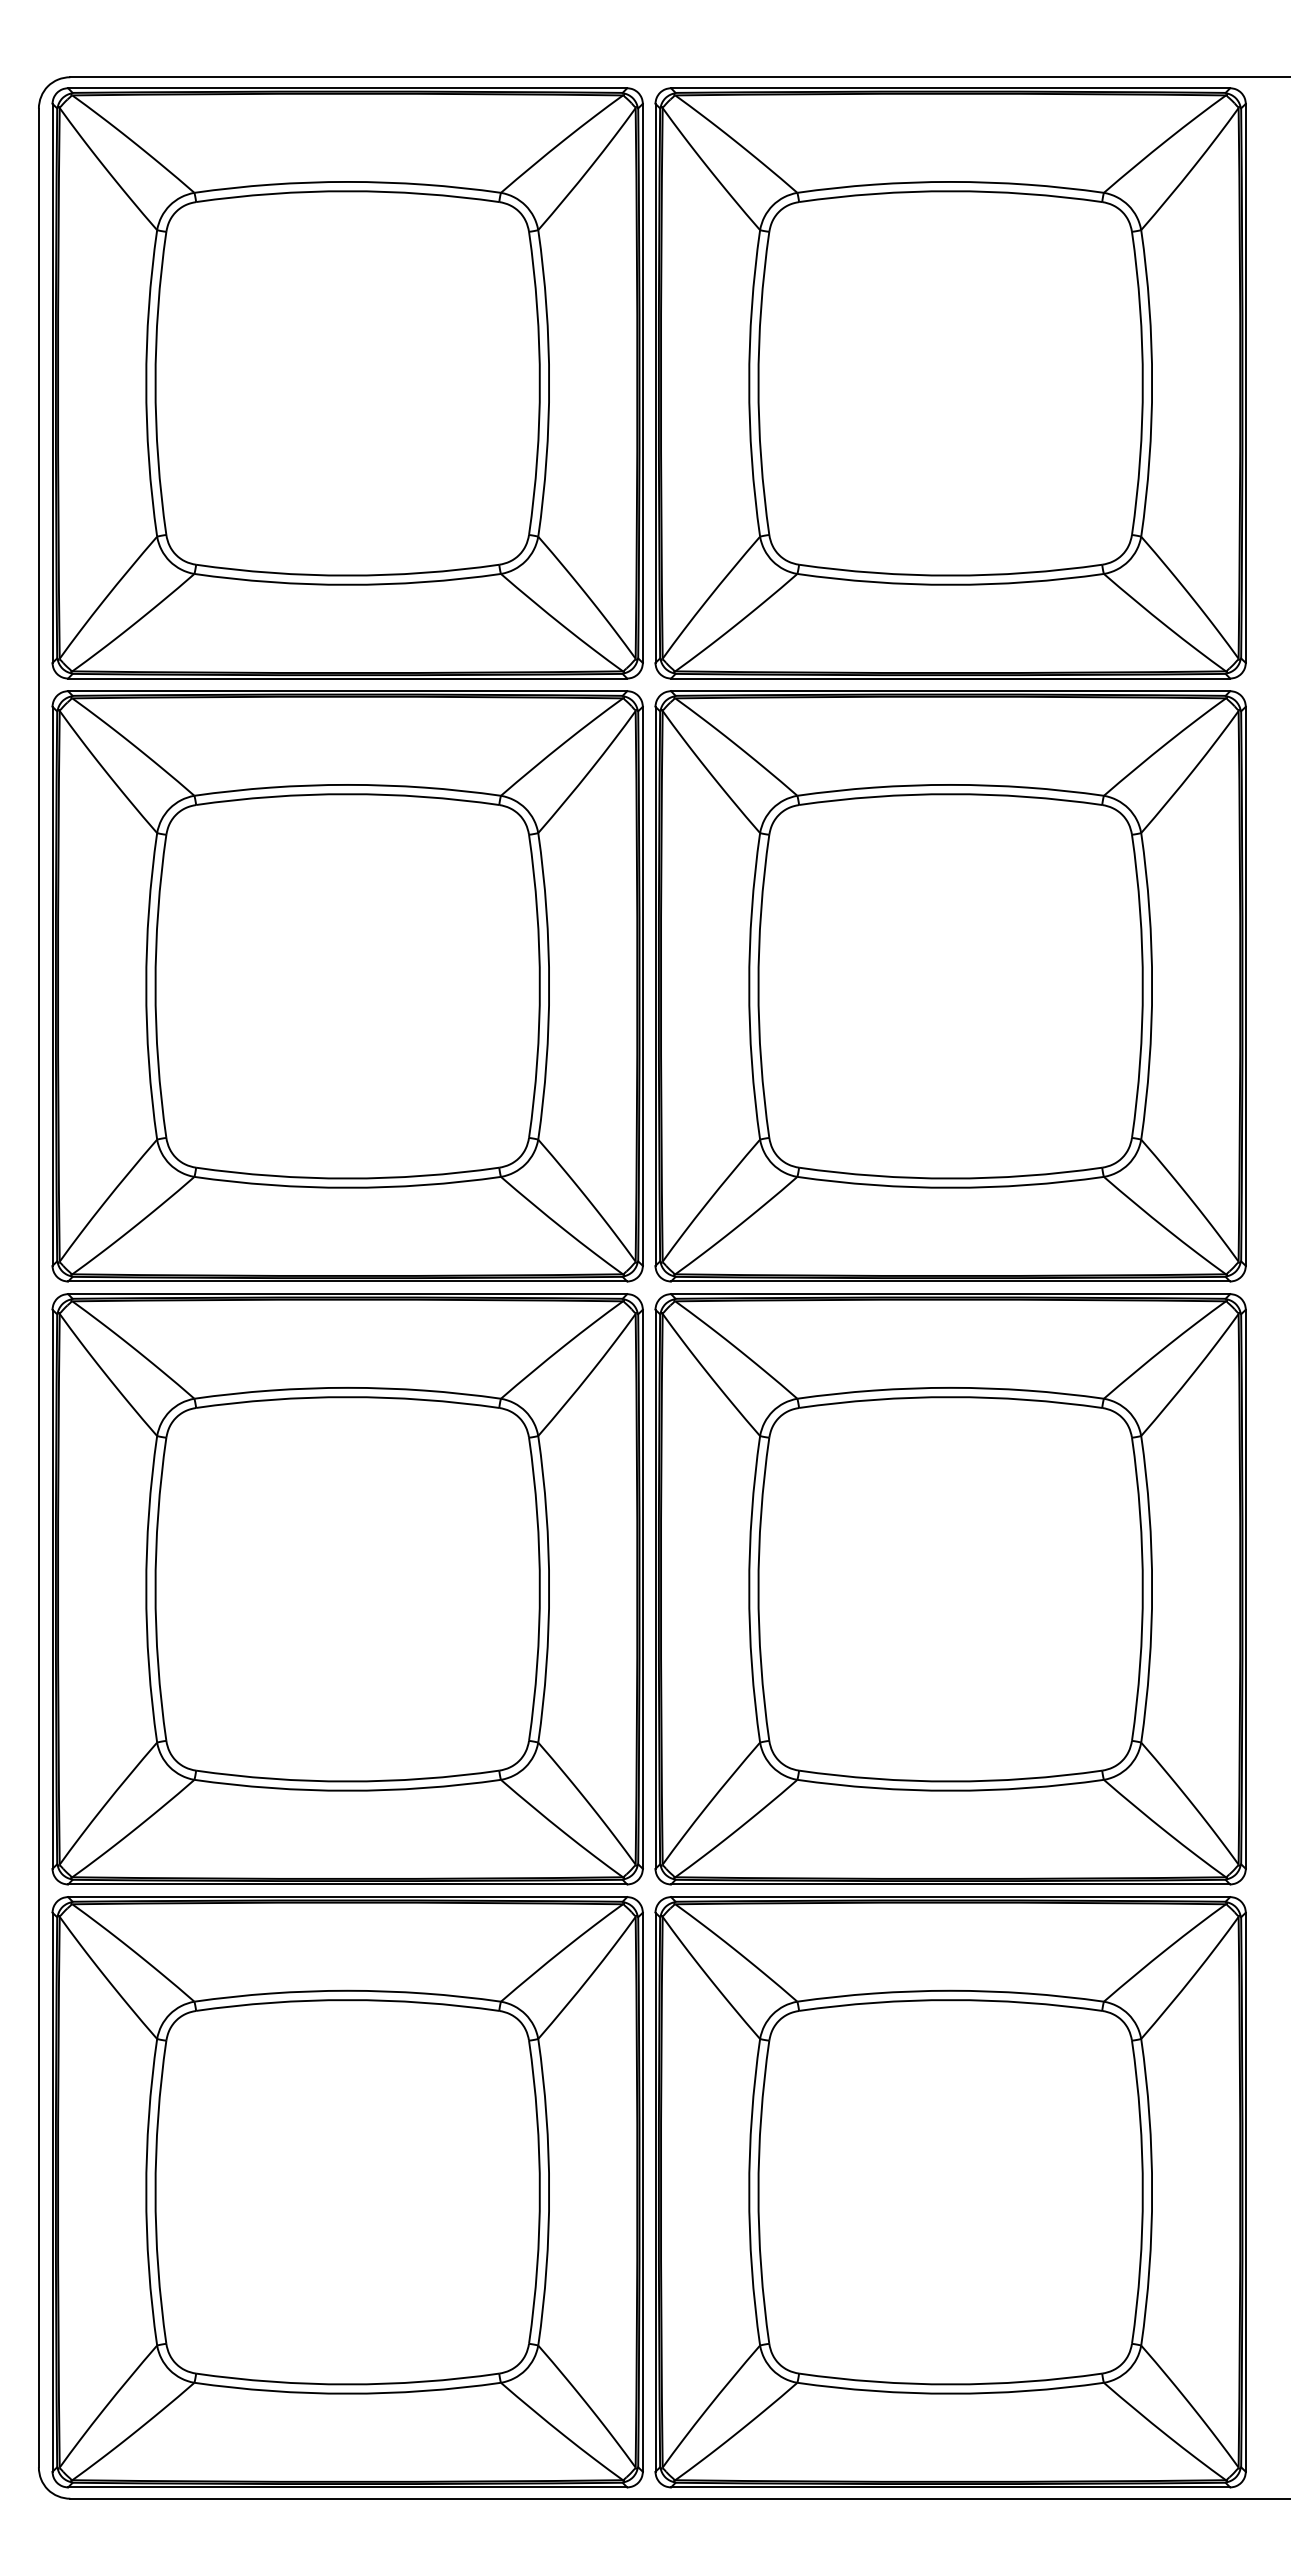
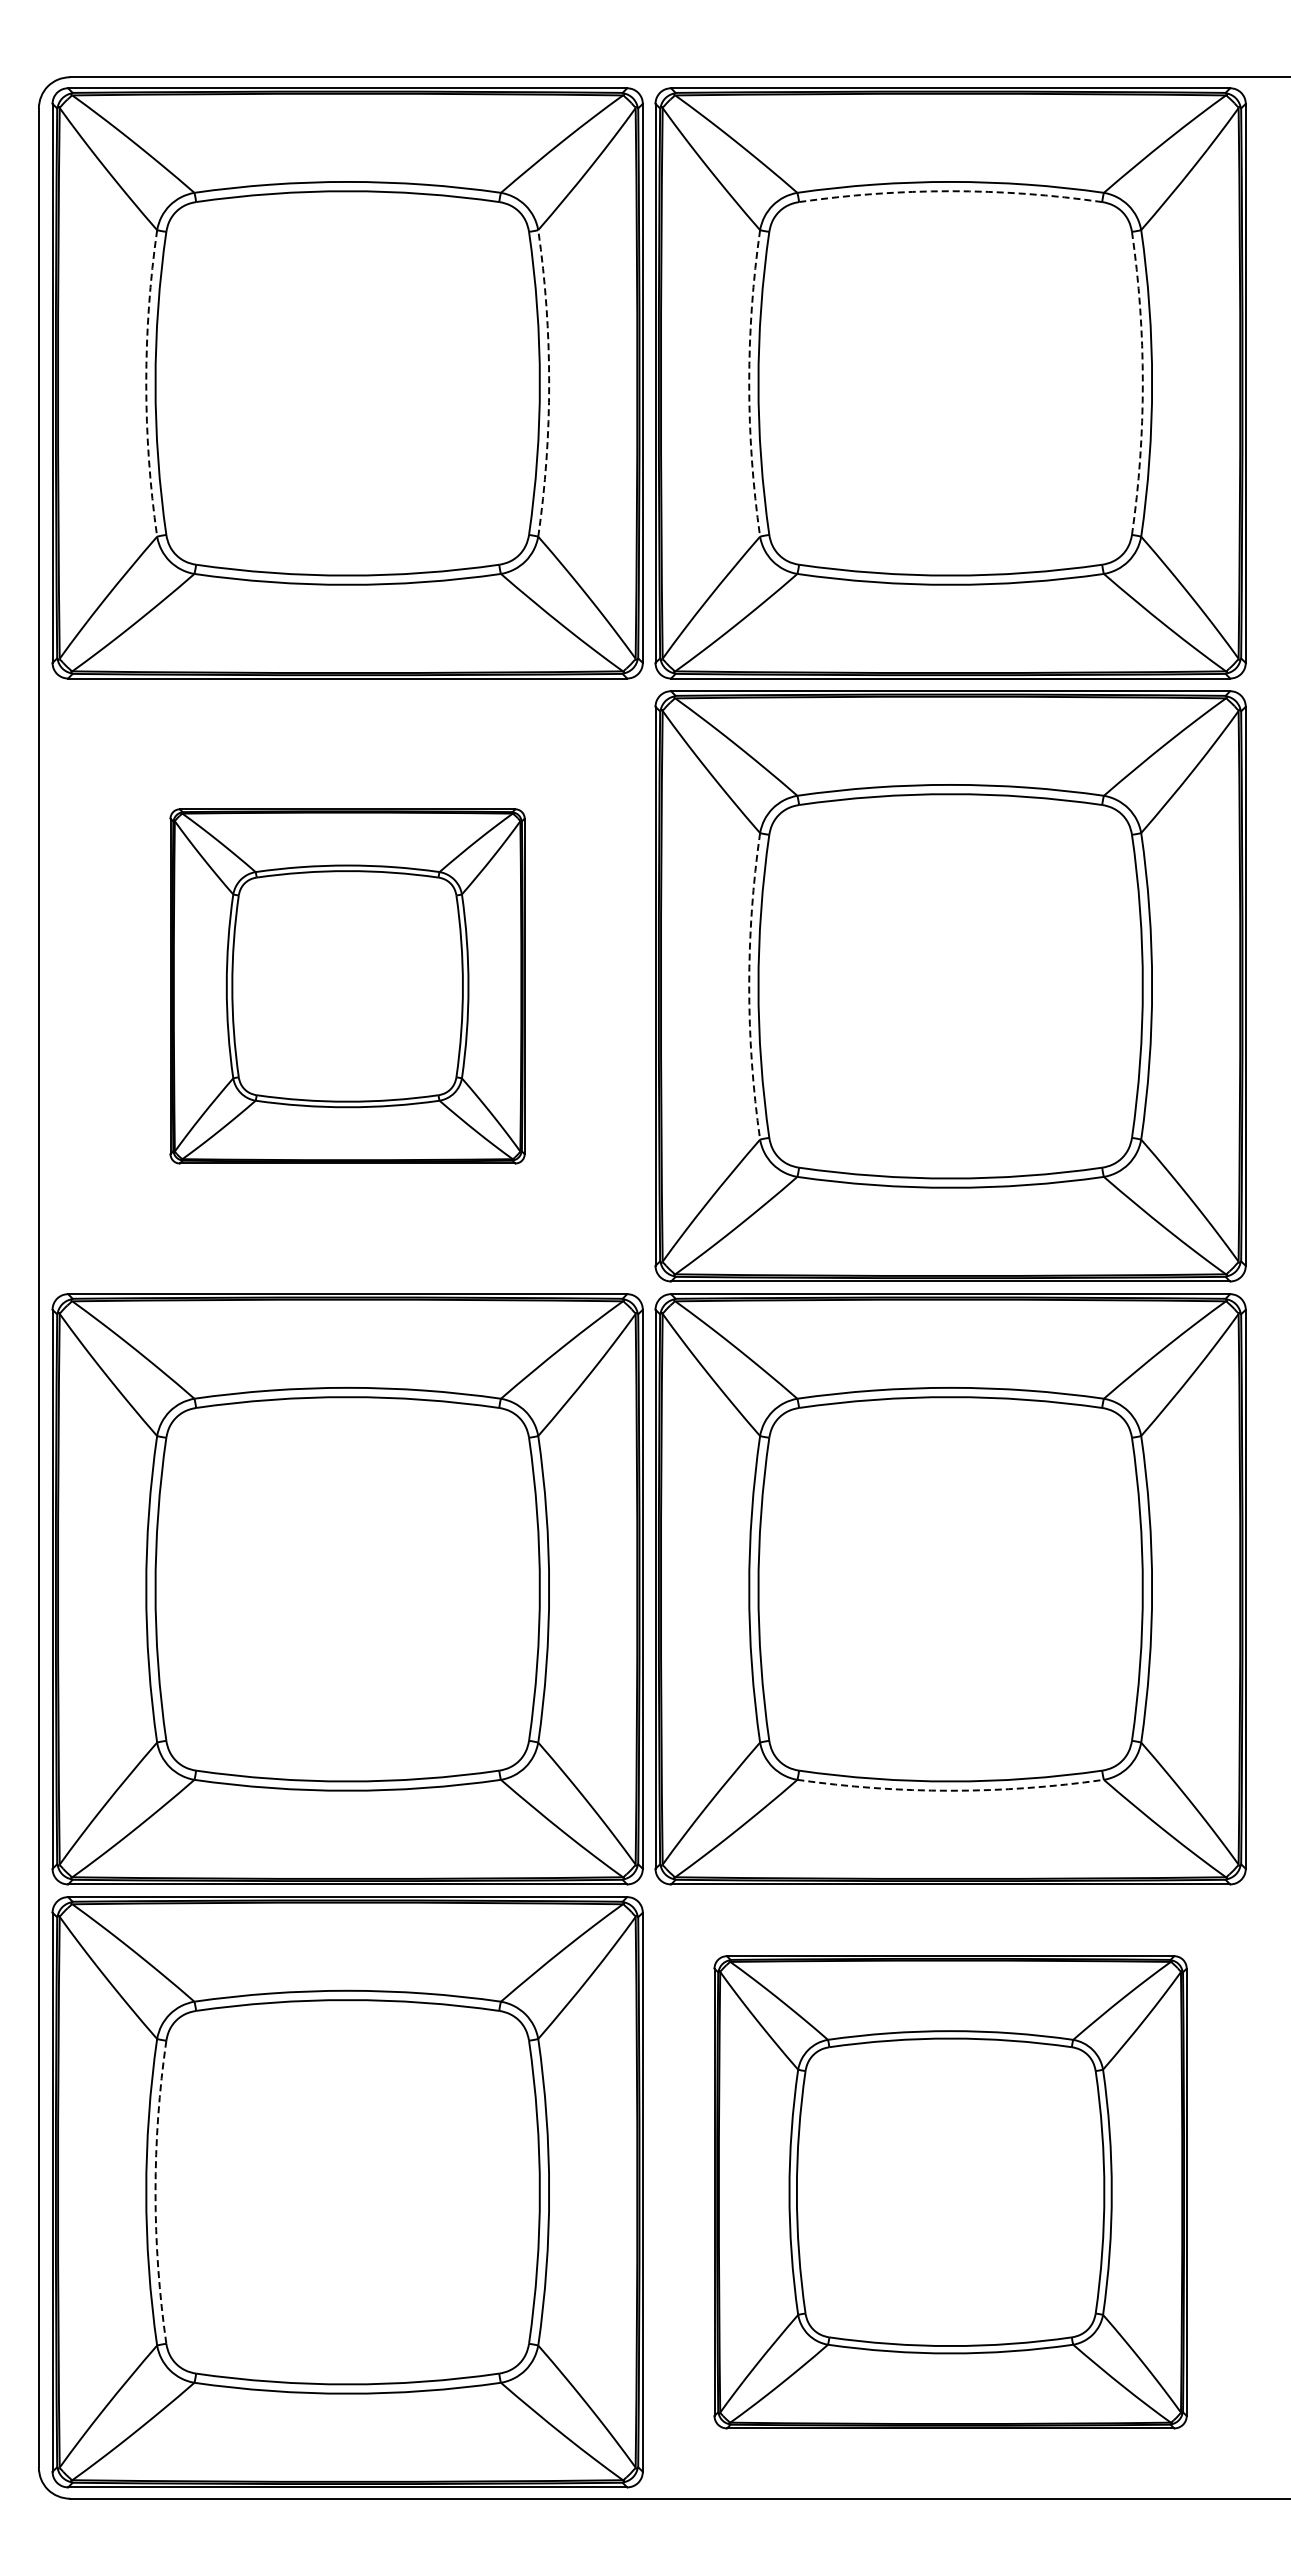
arc: solid -> dashed (950, 191)
arc: solid -> dashed (146, 383)
arc: solid -> dashed (549, 383)
arc: solid -> dashed (749, 383)
arc: solid -> dashed (1142, 383)
part size: 593x593 px -> 357x357 px (347, 986)
arc: solid -> dashed (749, 986)
arc: solid -> dashed (950, 1790)
arc: solid -> dashed (155, 2192)
part size: 593x593 px -> 475x475 px (950, 2192)
